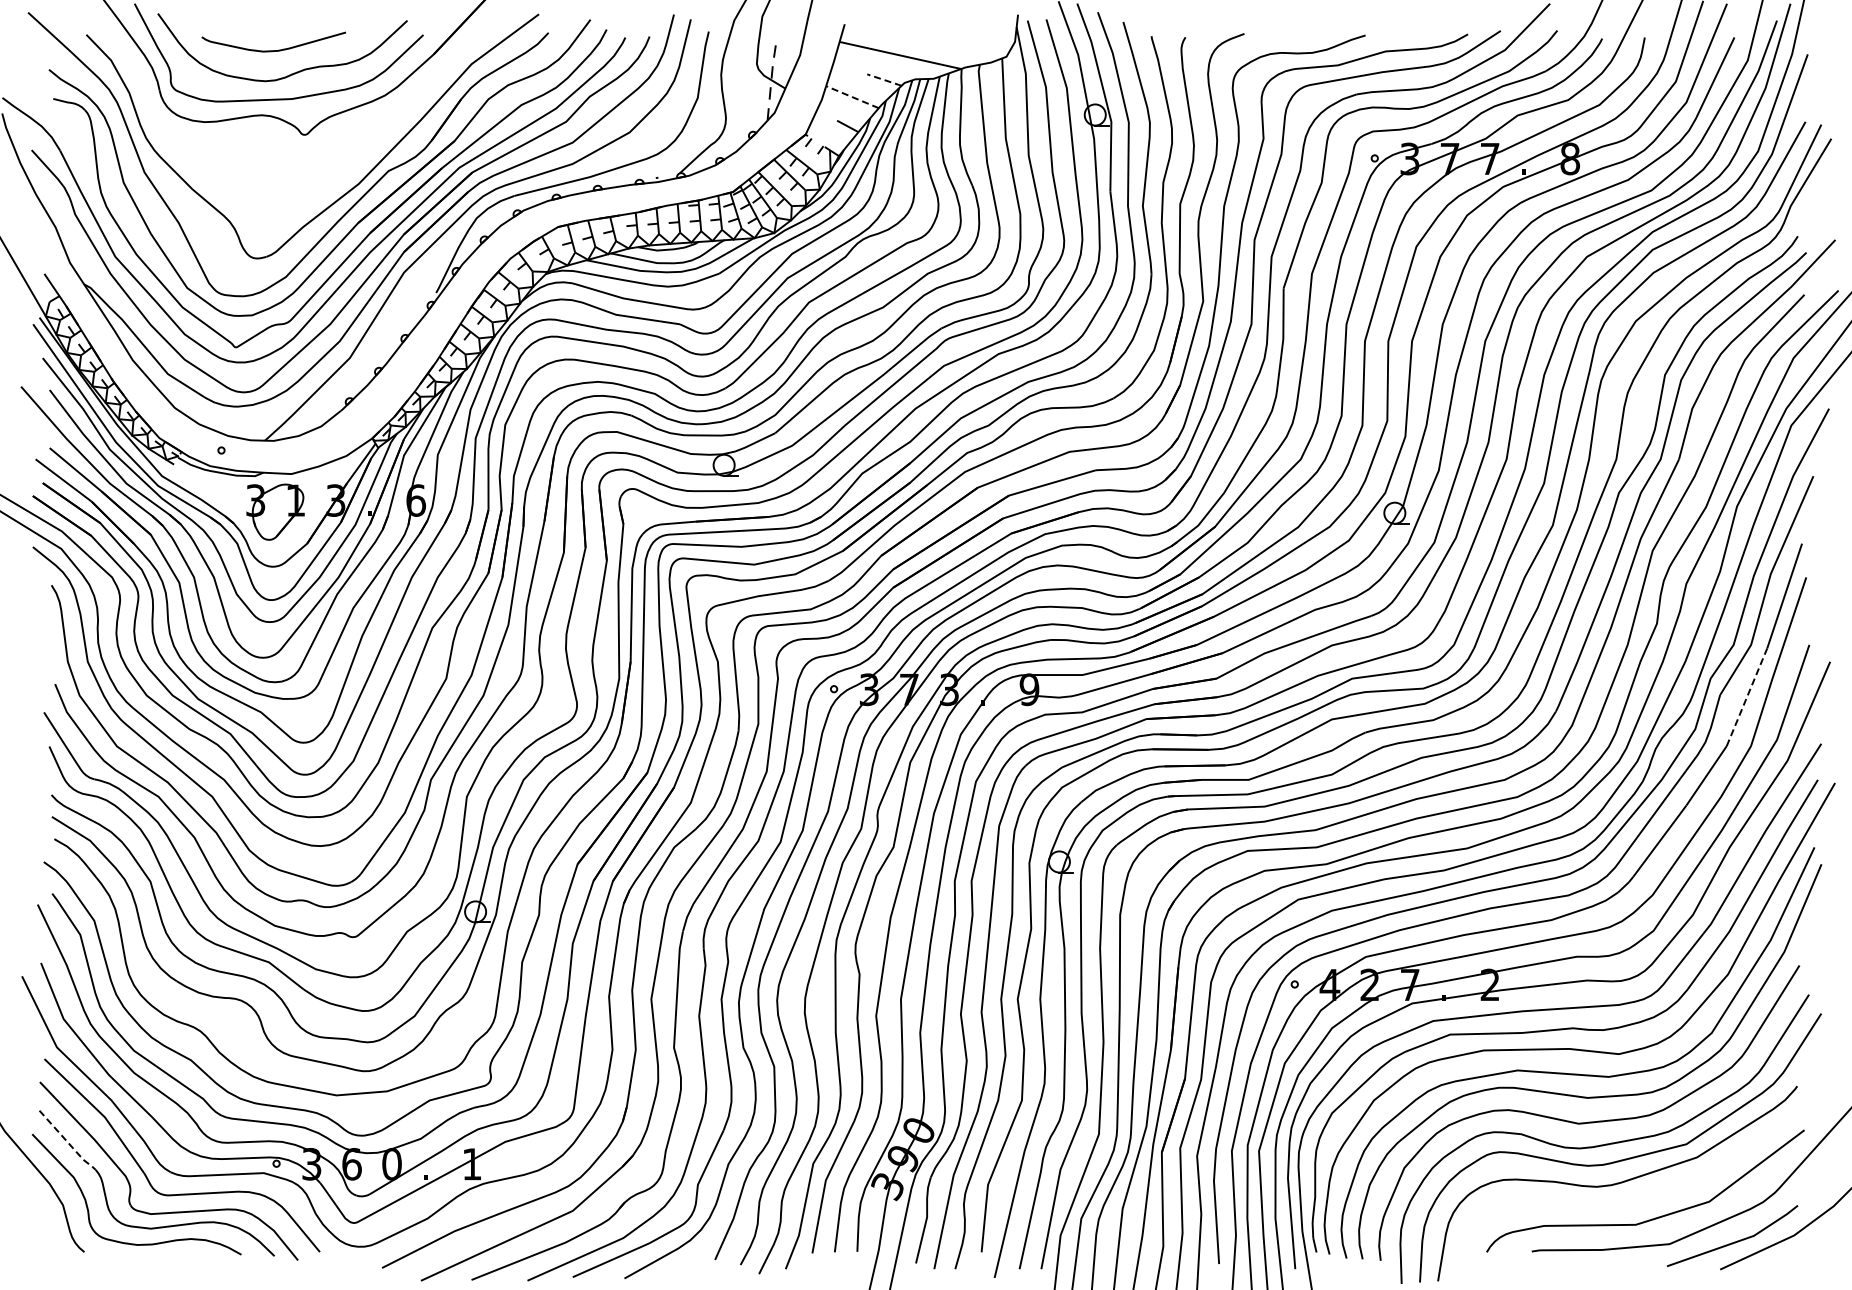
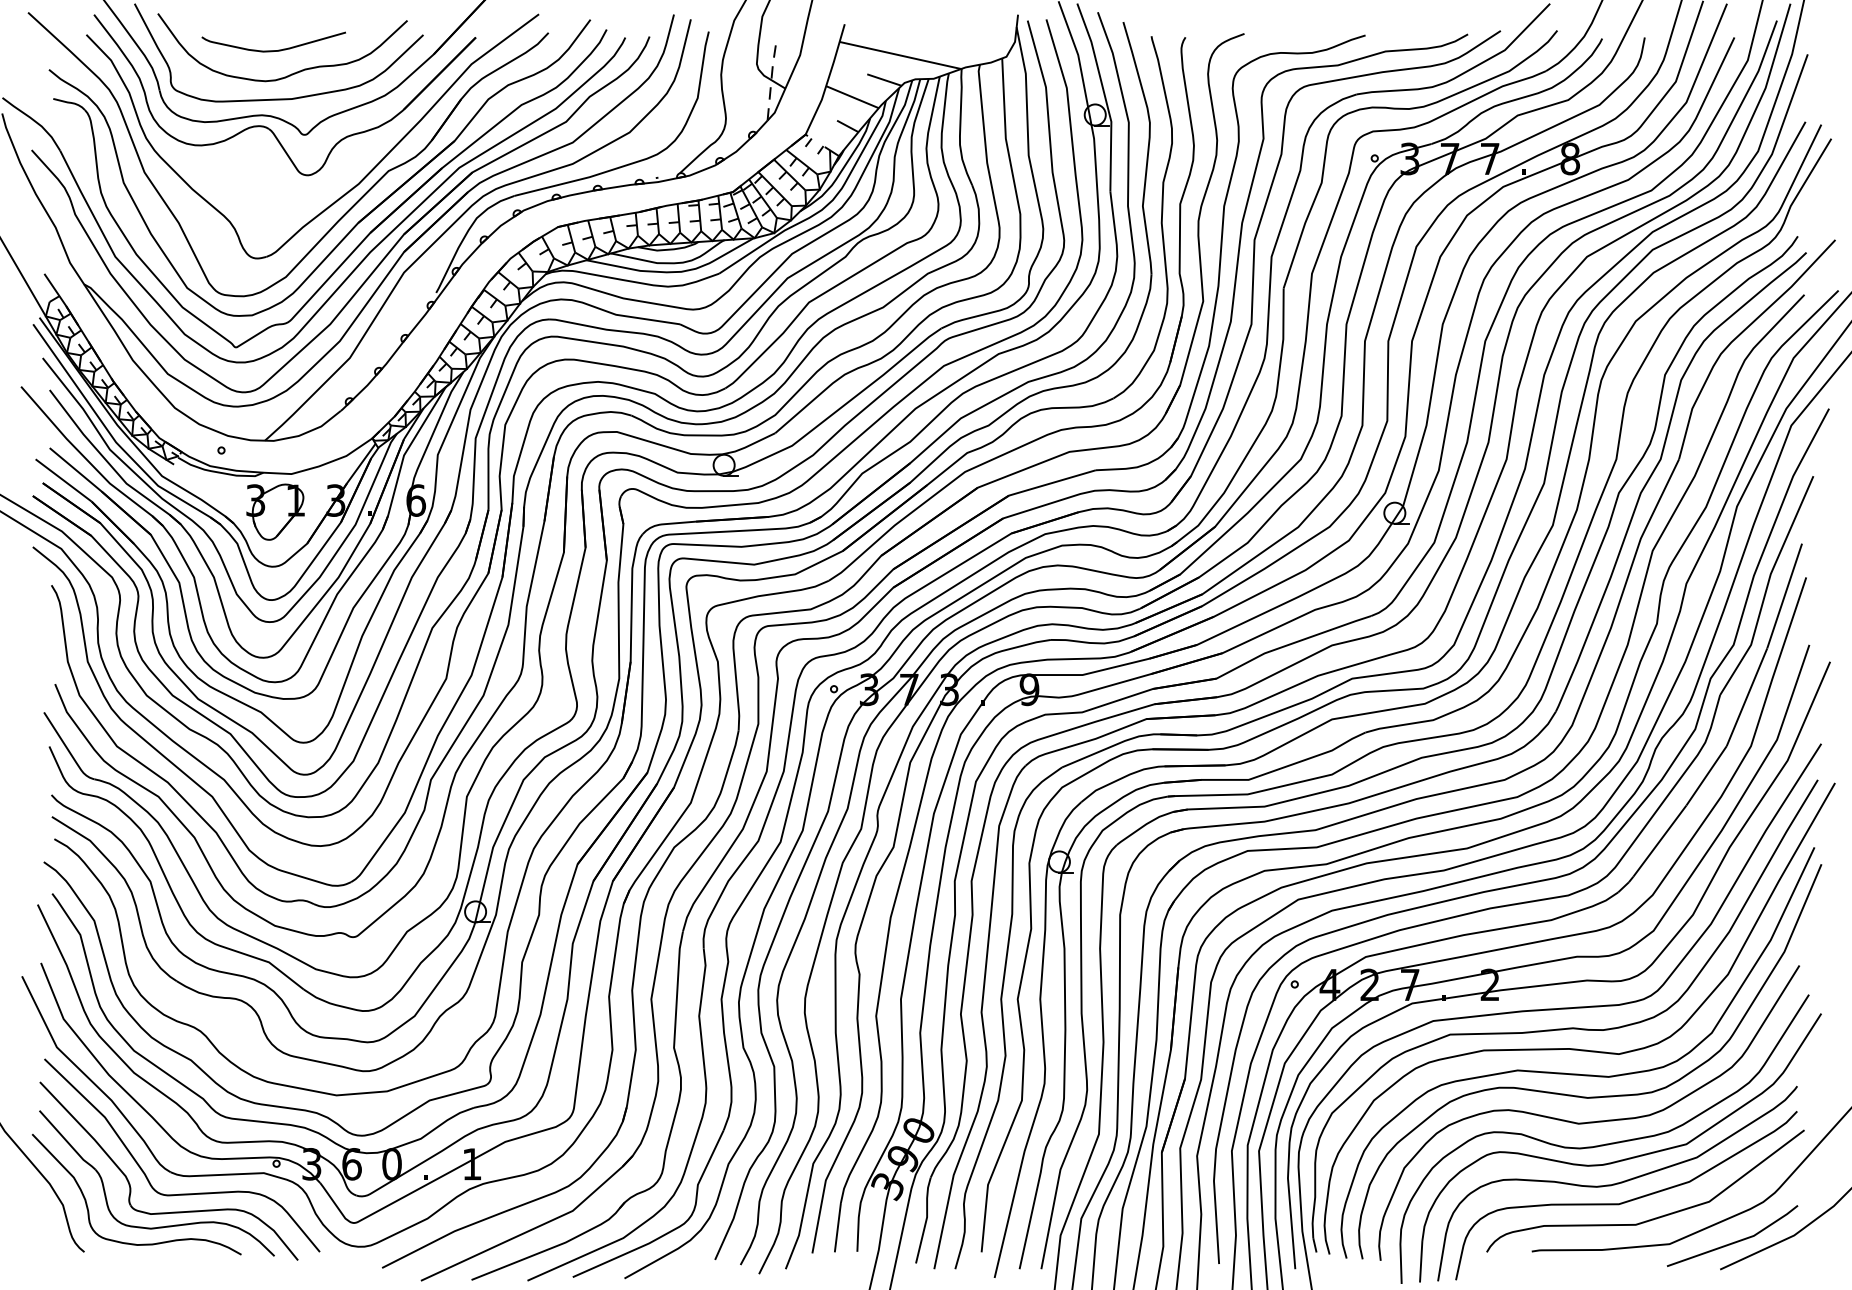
line: dashed -> solid (883, 79)
line: dashed -> solid (852, 97)
part: none -> present (268, 127)
line: dashed -> solid (1746, 697)
line: dashed -> solid (68, 1142)
curve: none -> present (1626, 1200)
